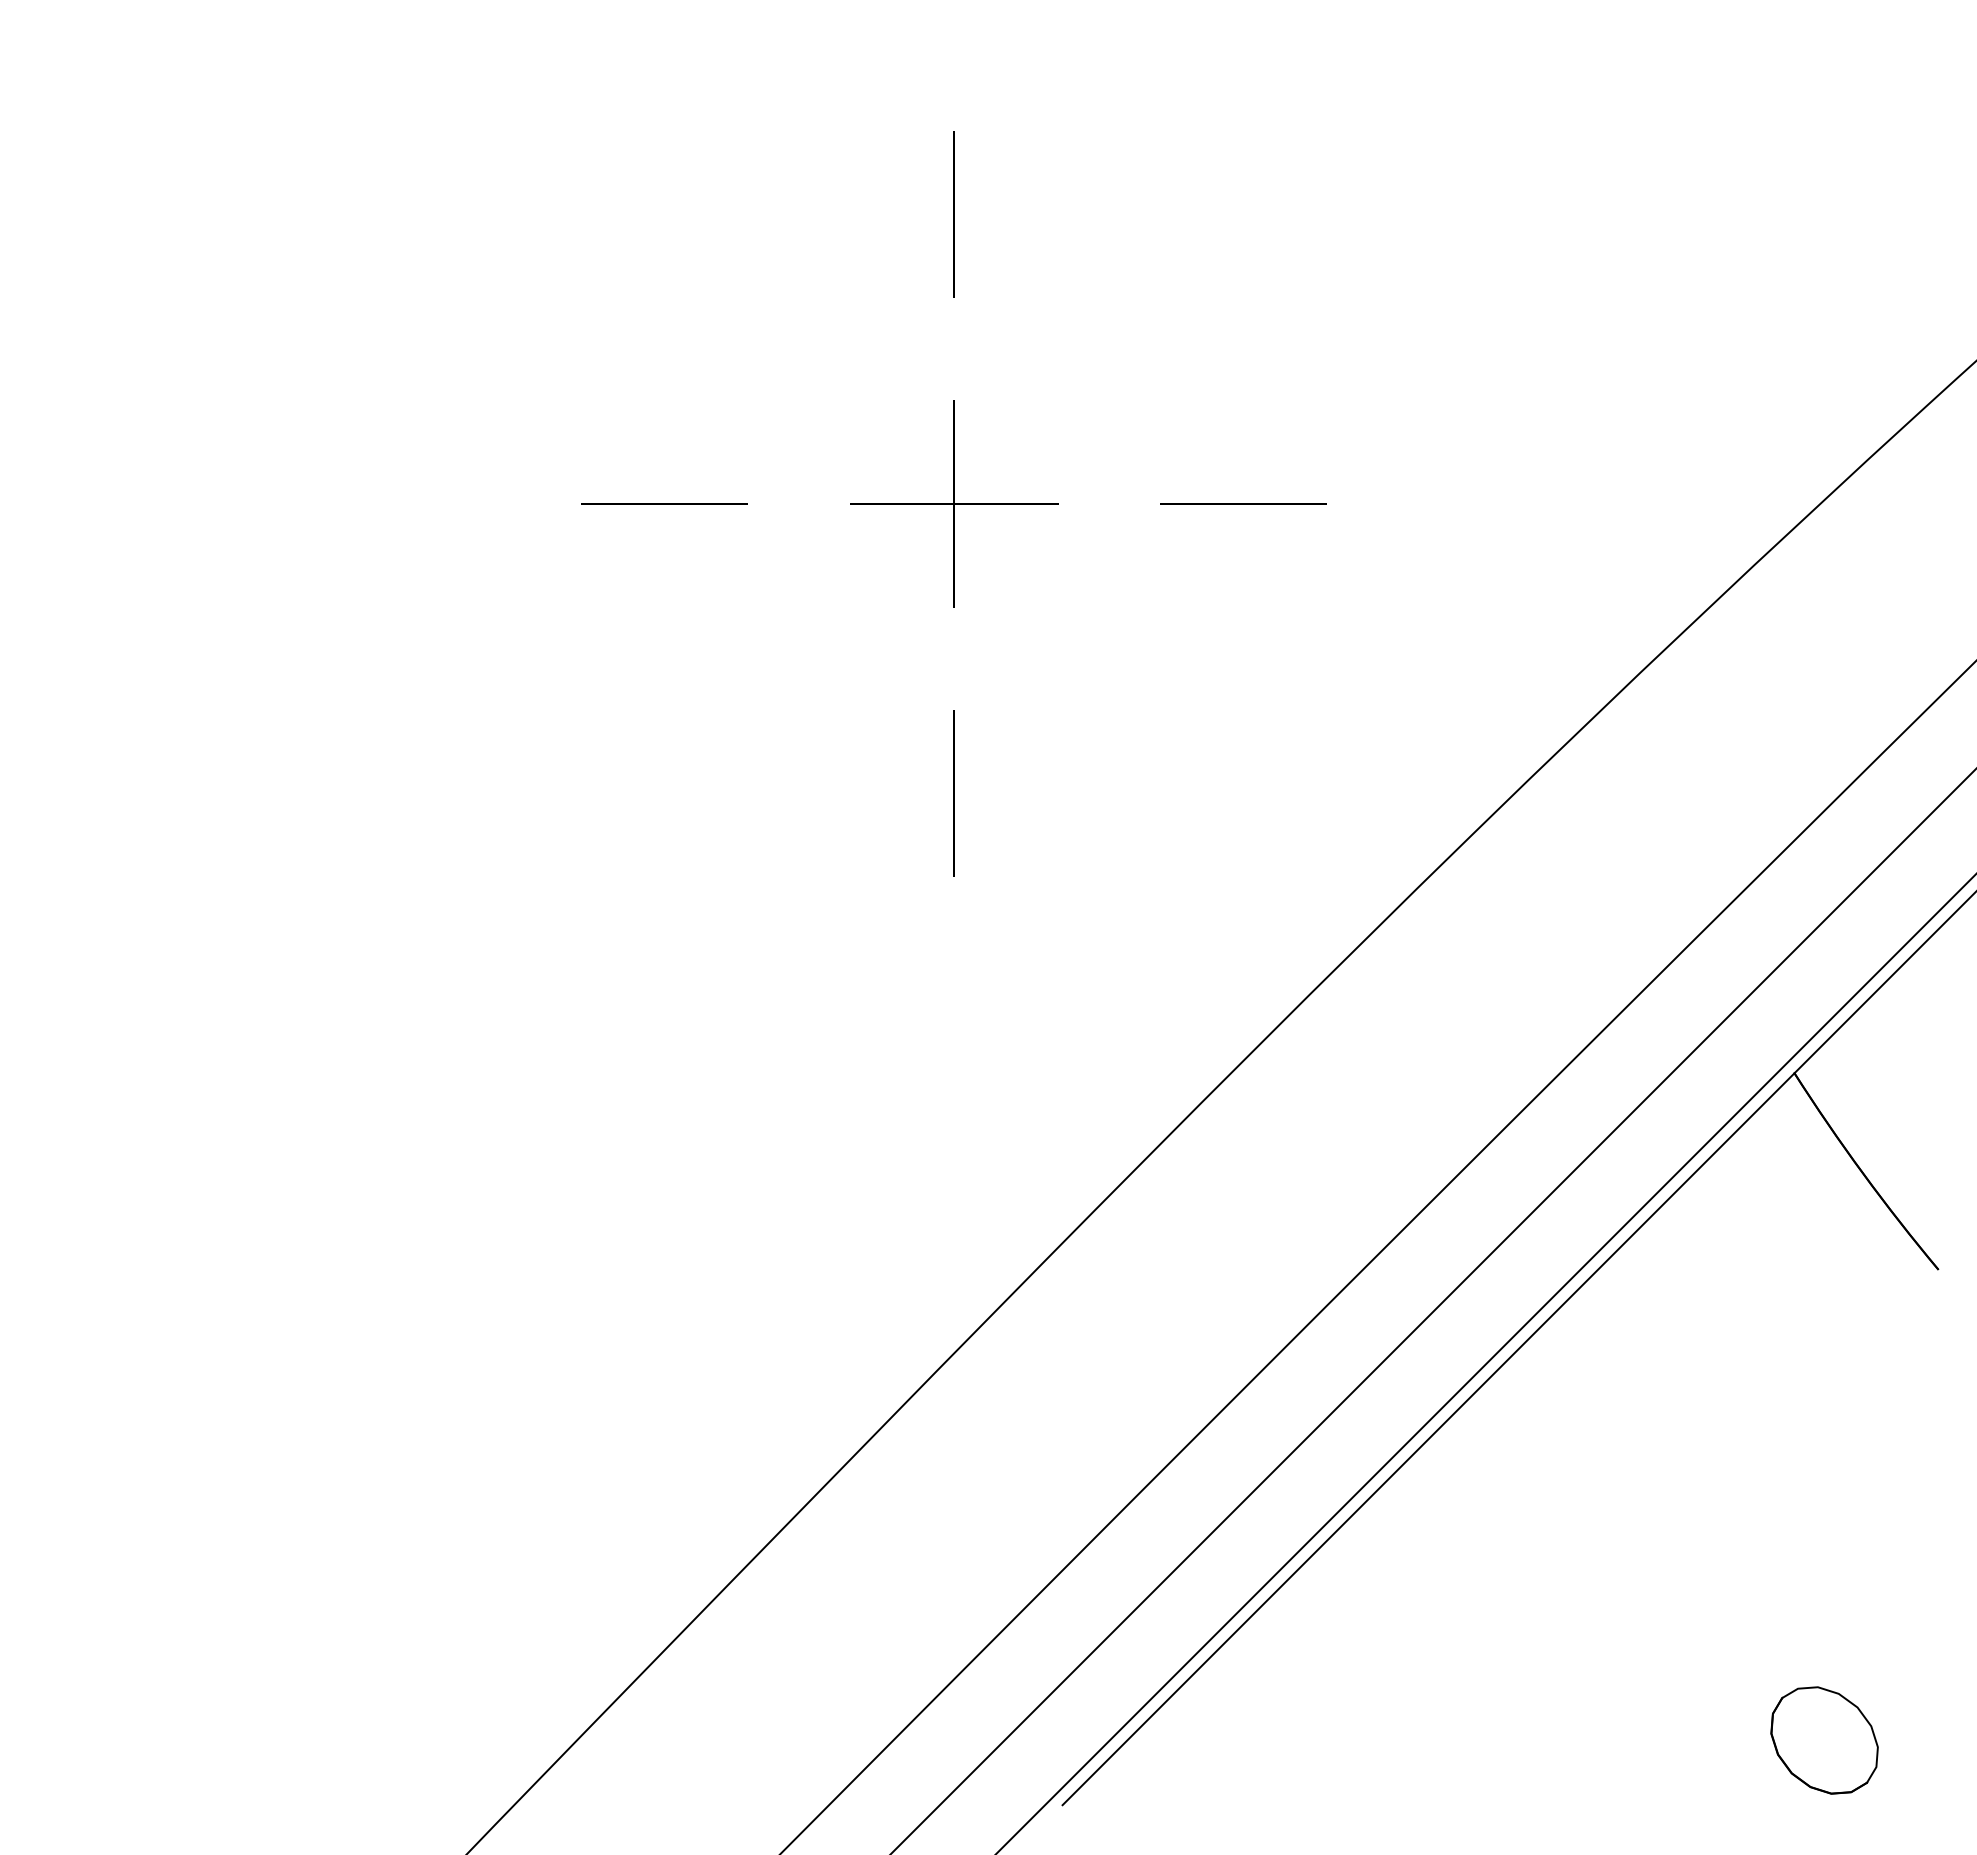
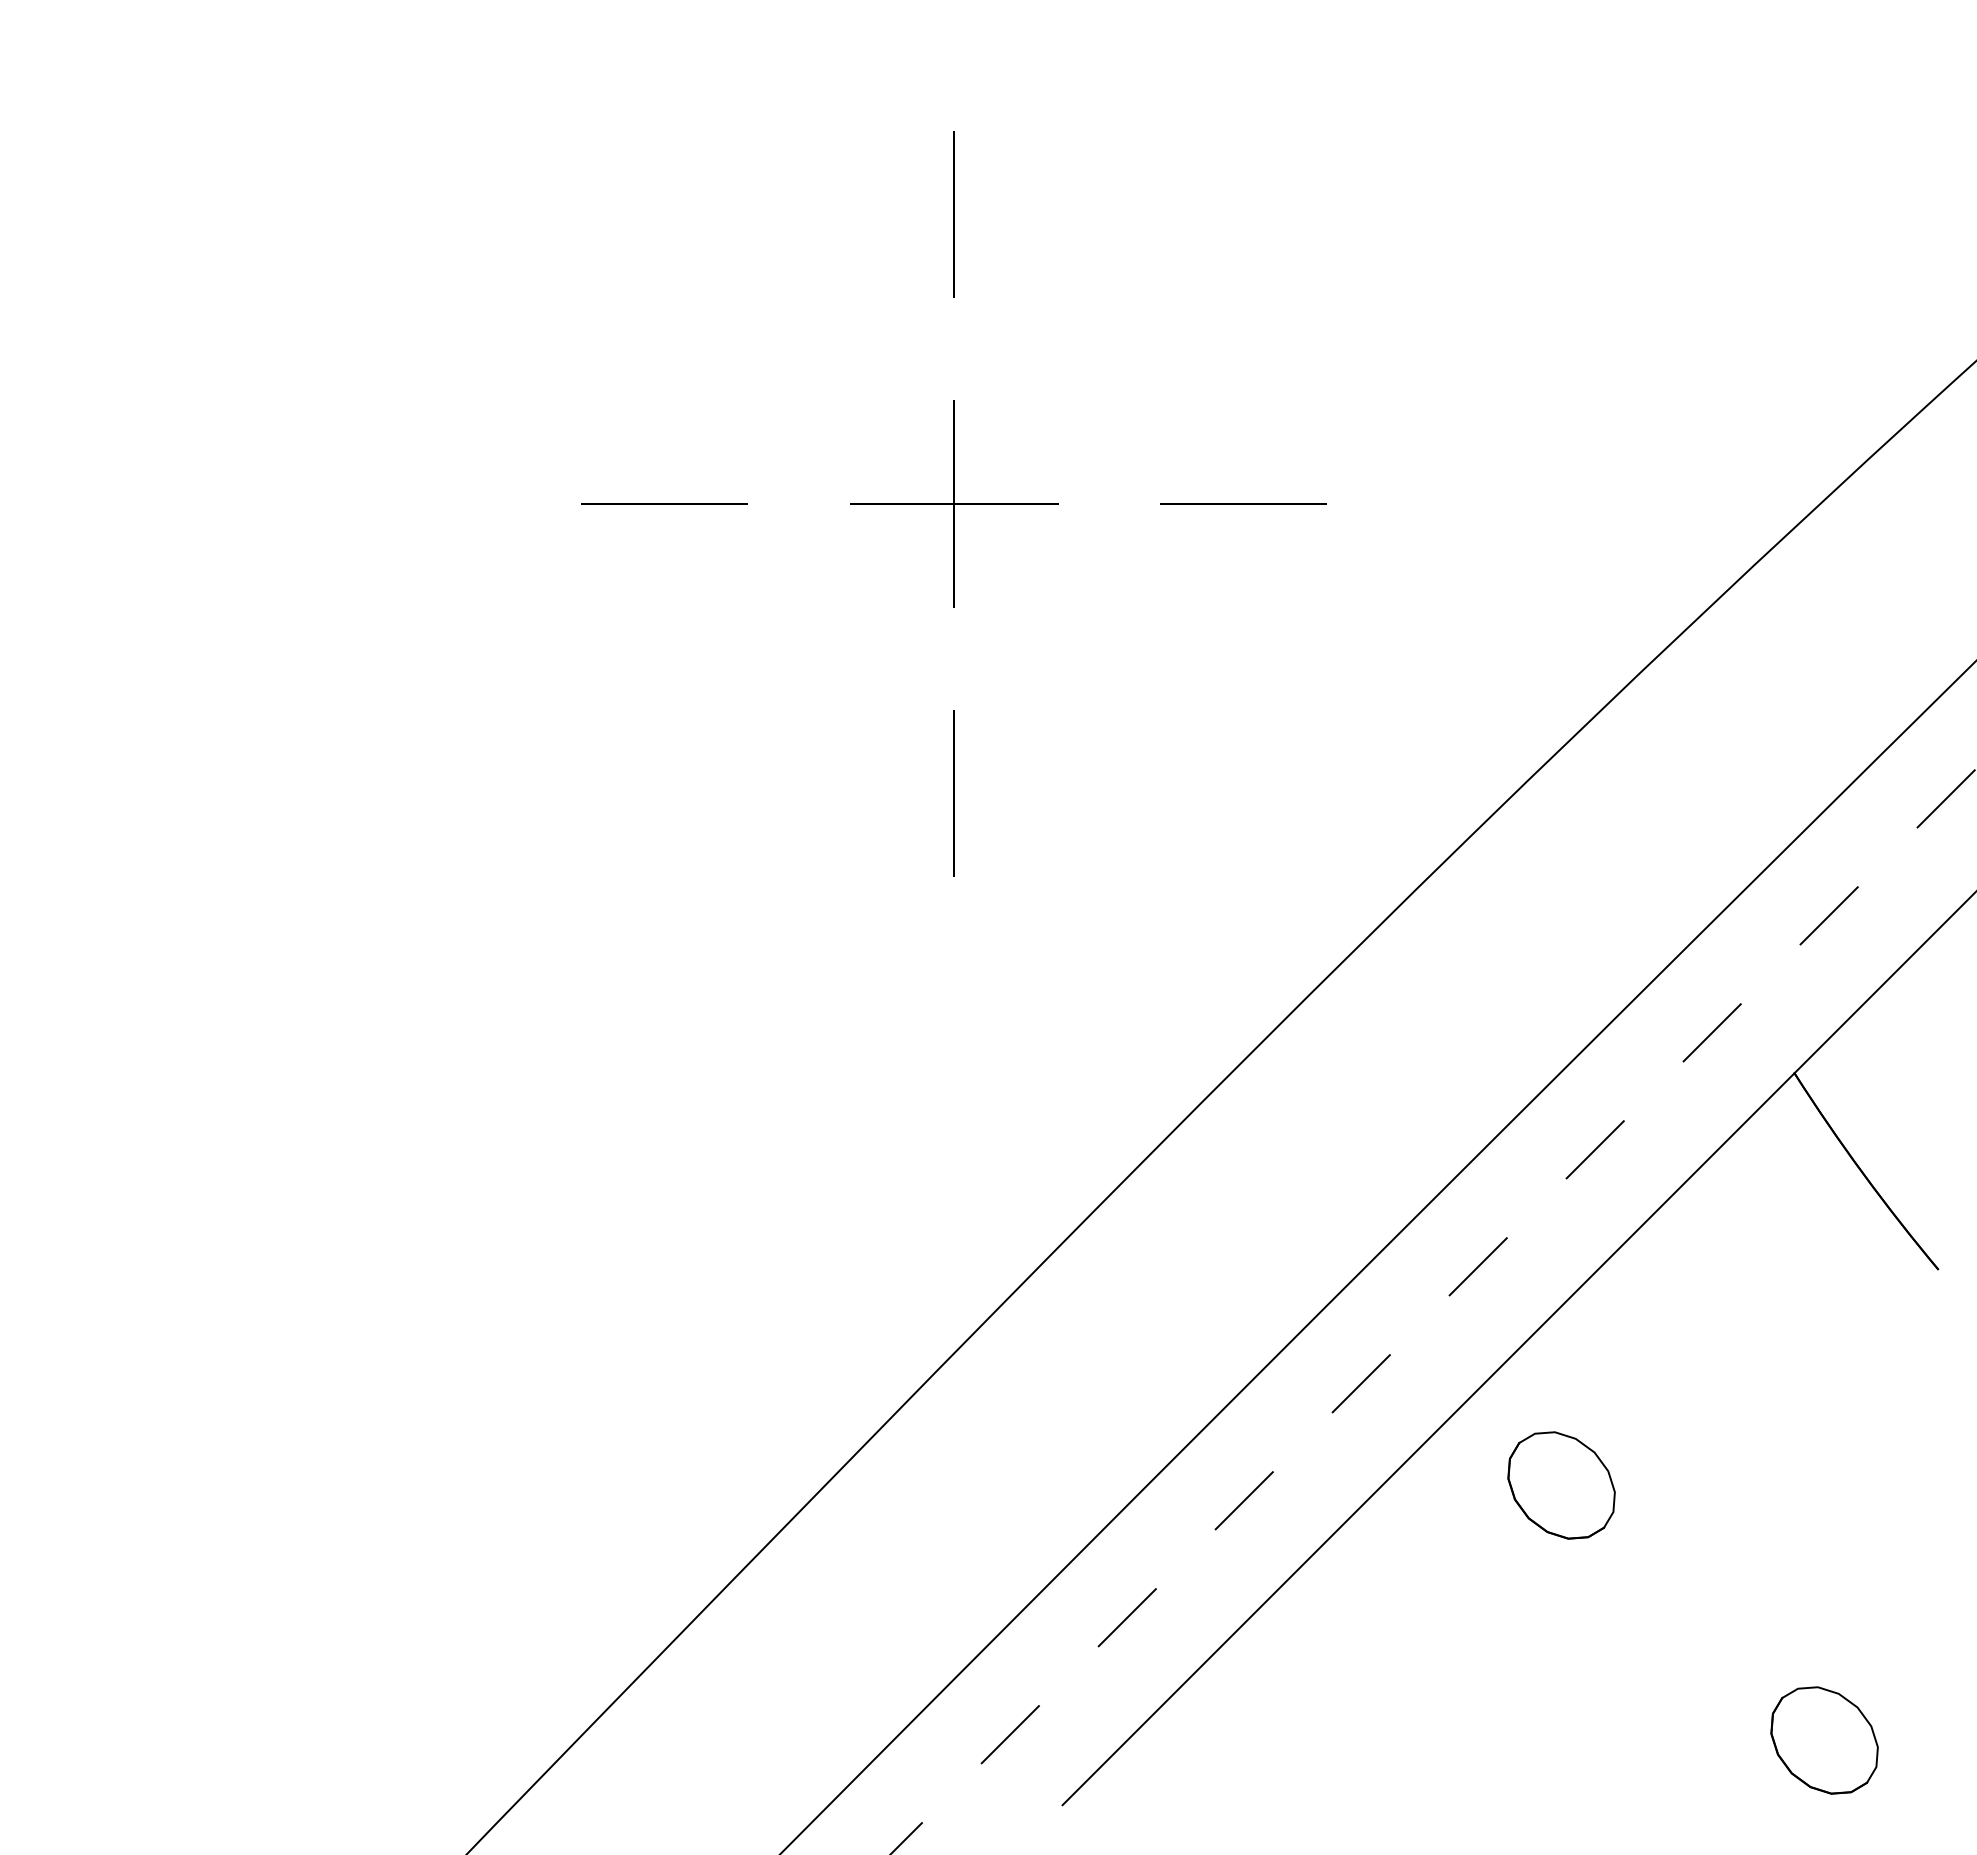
line: solid -> dashed (1433, 1311)
line: present -> none (1485, 1363)
part: none -> present (1561, 1485)
